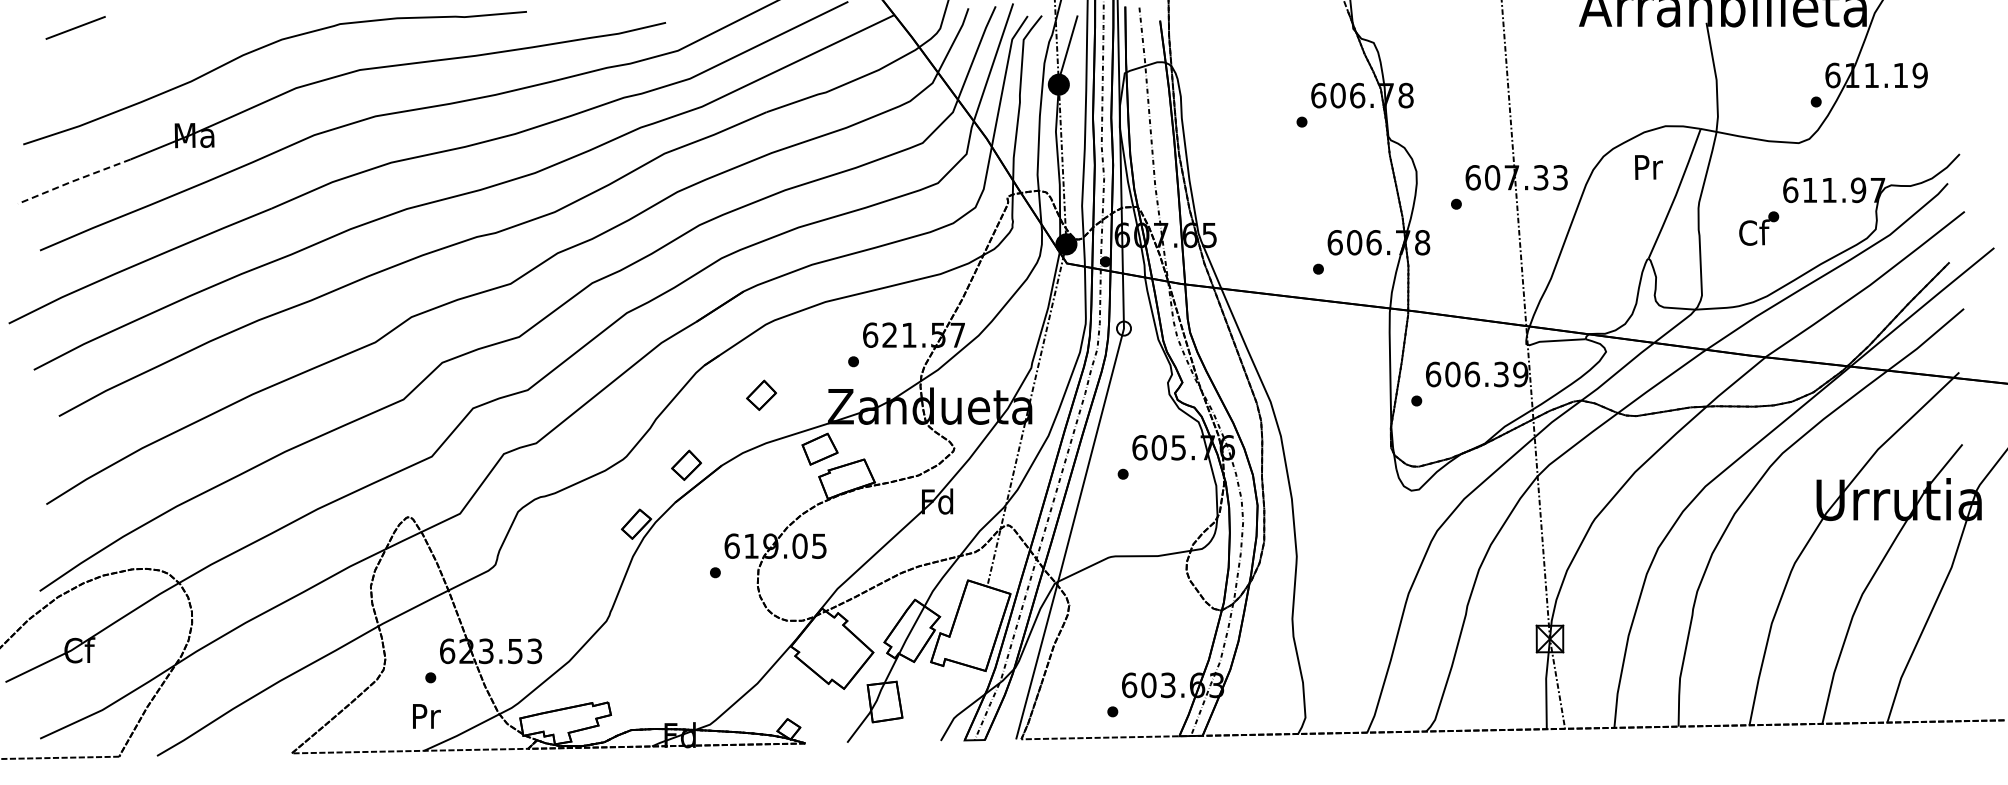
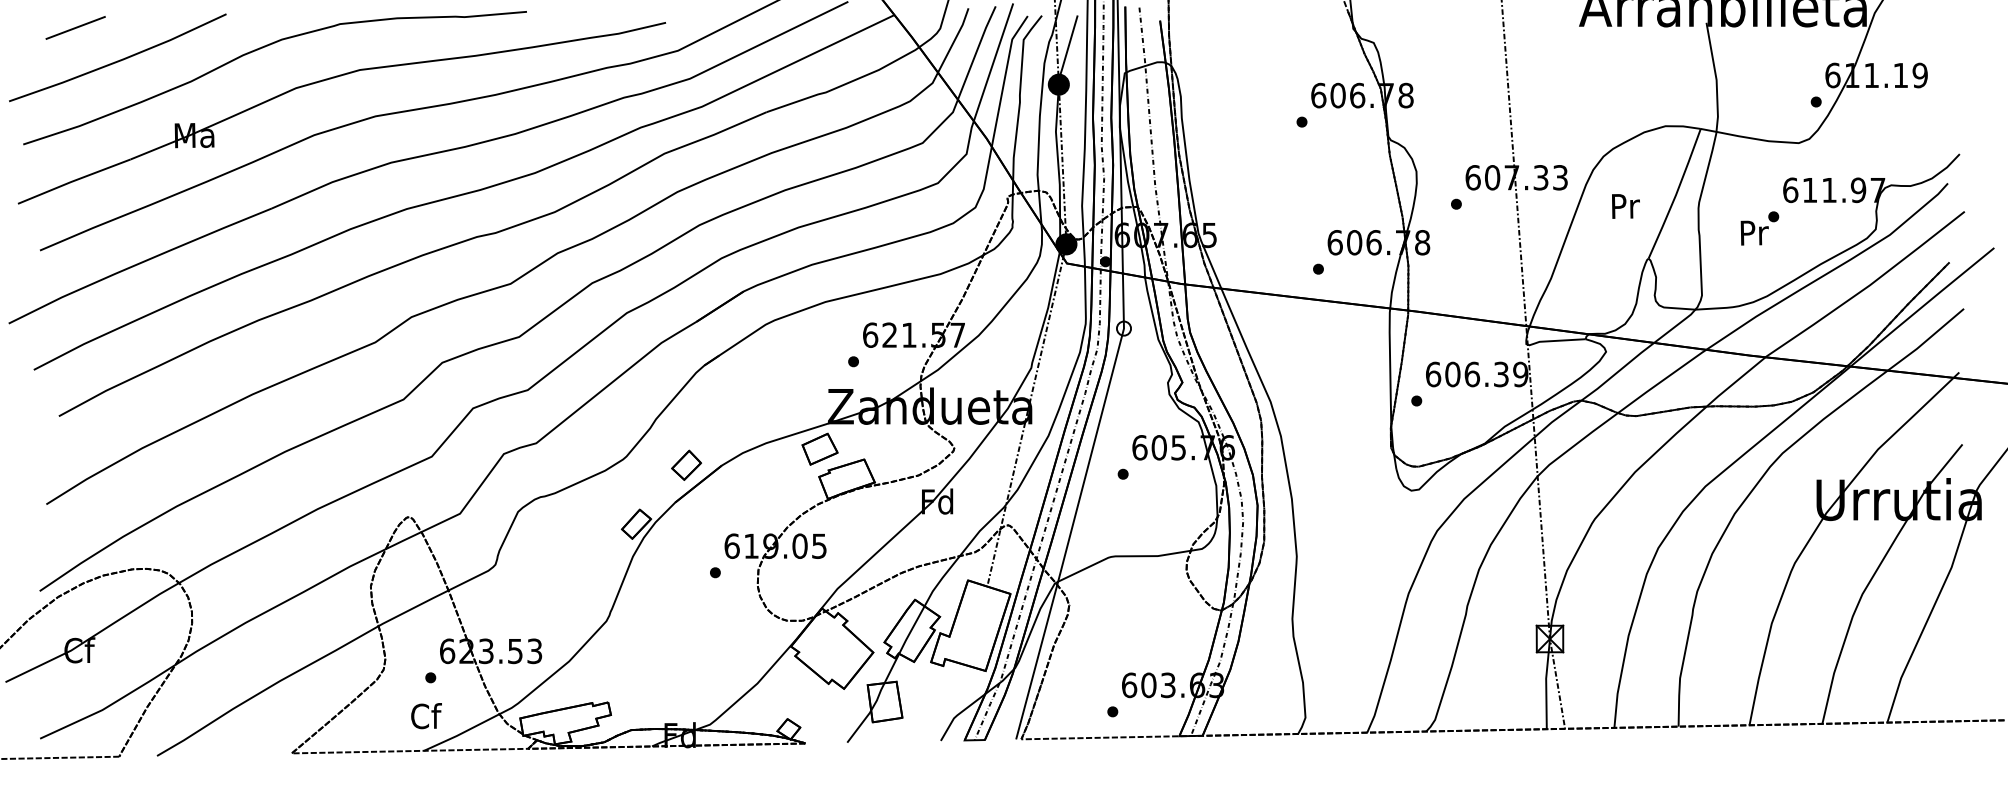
line: none -> present (119, 59)
text position: (1648, 167) -> (1625, 206) (1625, 206)
line: dashed -> solid (72, 181)
text: Cf -> Pr (1754, 232)
part: present -> none (761, 394)
text: Pr -> Cf (426, 716)
